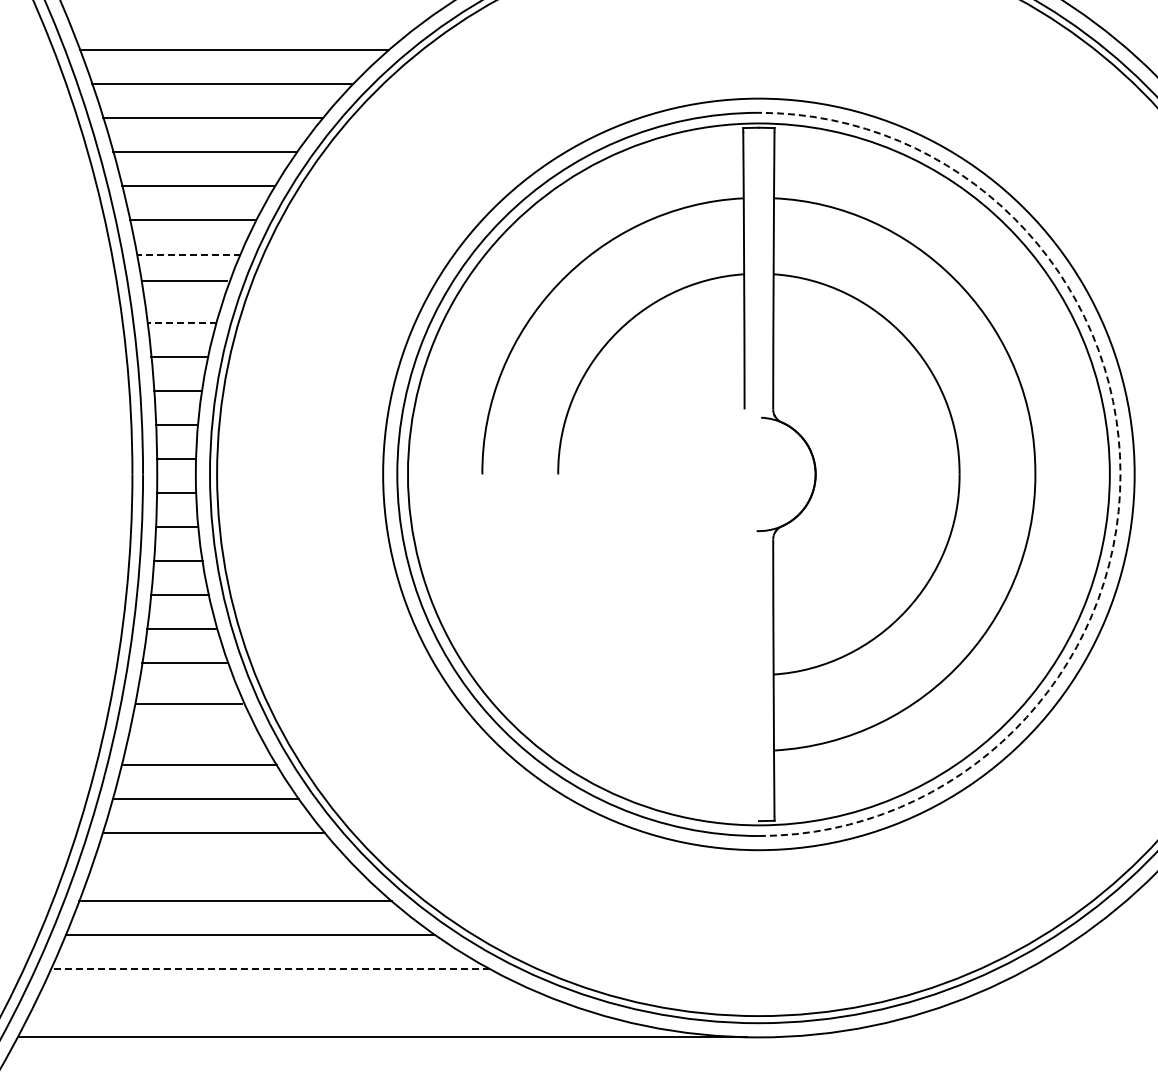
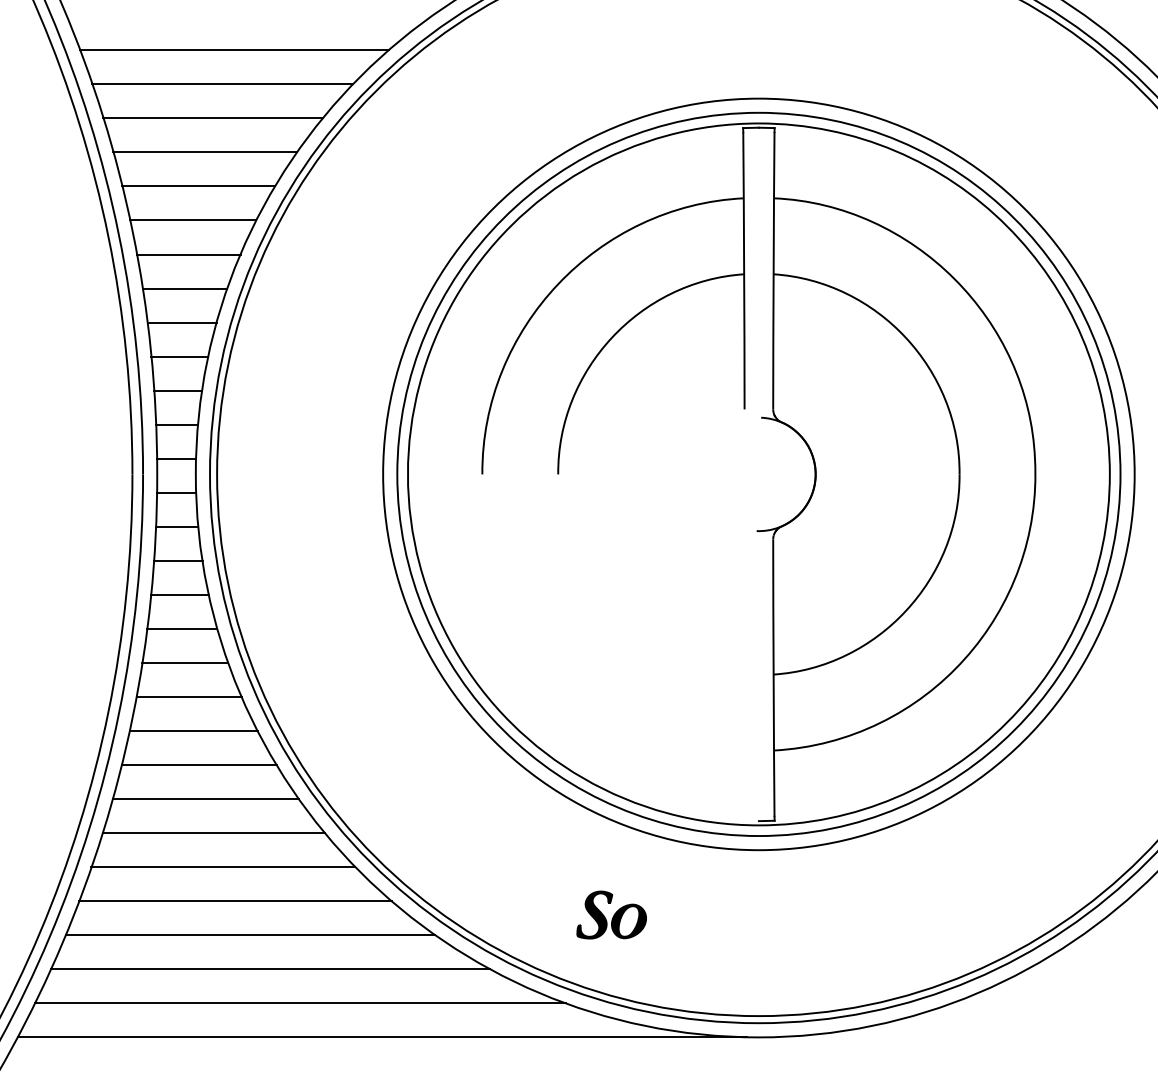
line: dashed -> solid (188, 254)
line position: (184, 280) -> (184, 288) (184, 288)
line: dashed -> solid (182, 322)
arc: dashed -> solid (1120, 474)
line position: (188, 703) -> (188, 696) (188, 696)
line: none -> present (193, 730)
line: none -> present (223, 867)
part: none -> present (611, 914)
line: dashed -> solid (270, 969)
line: none -> present (299, 1003)
